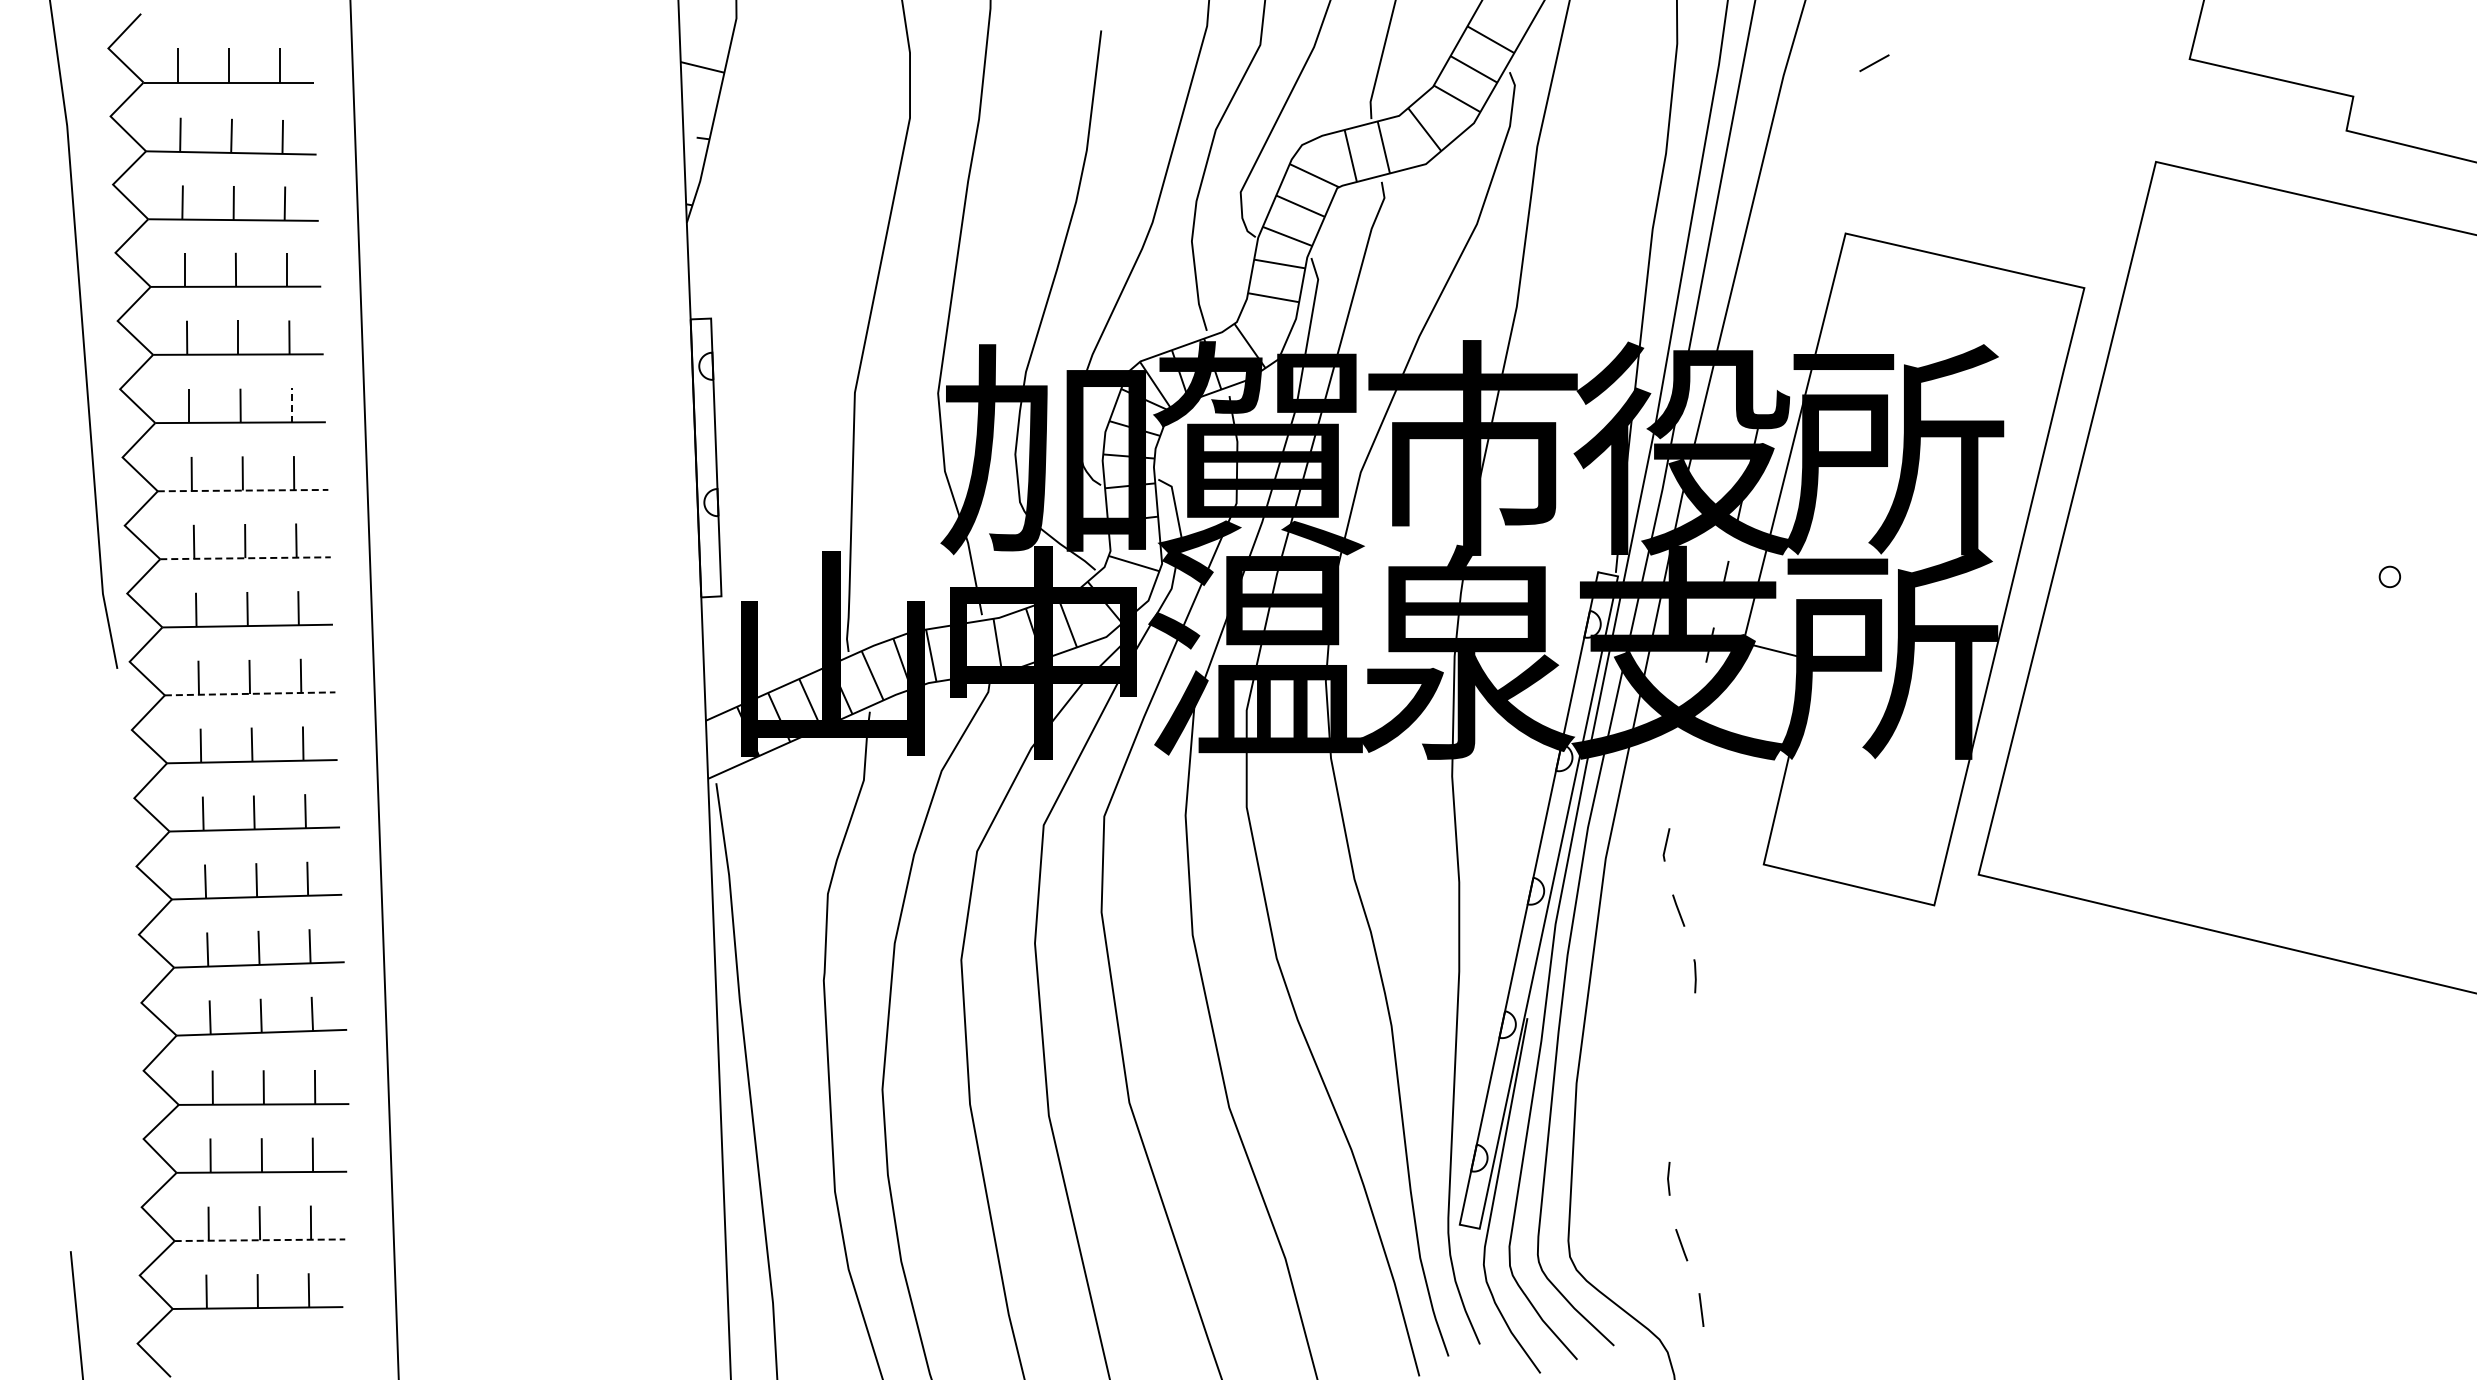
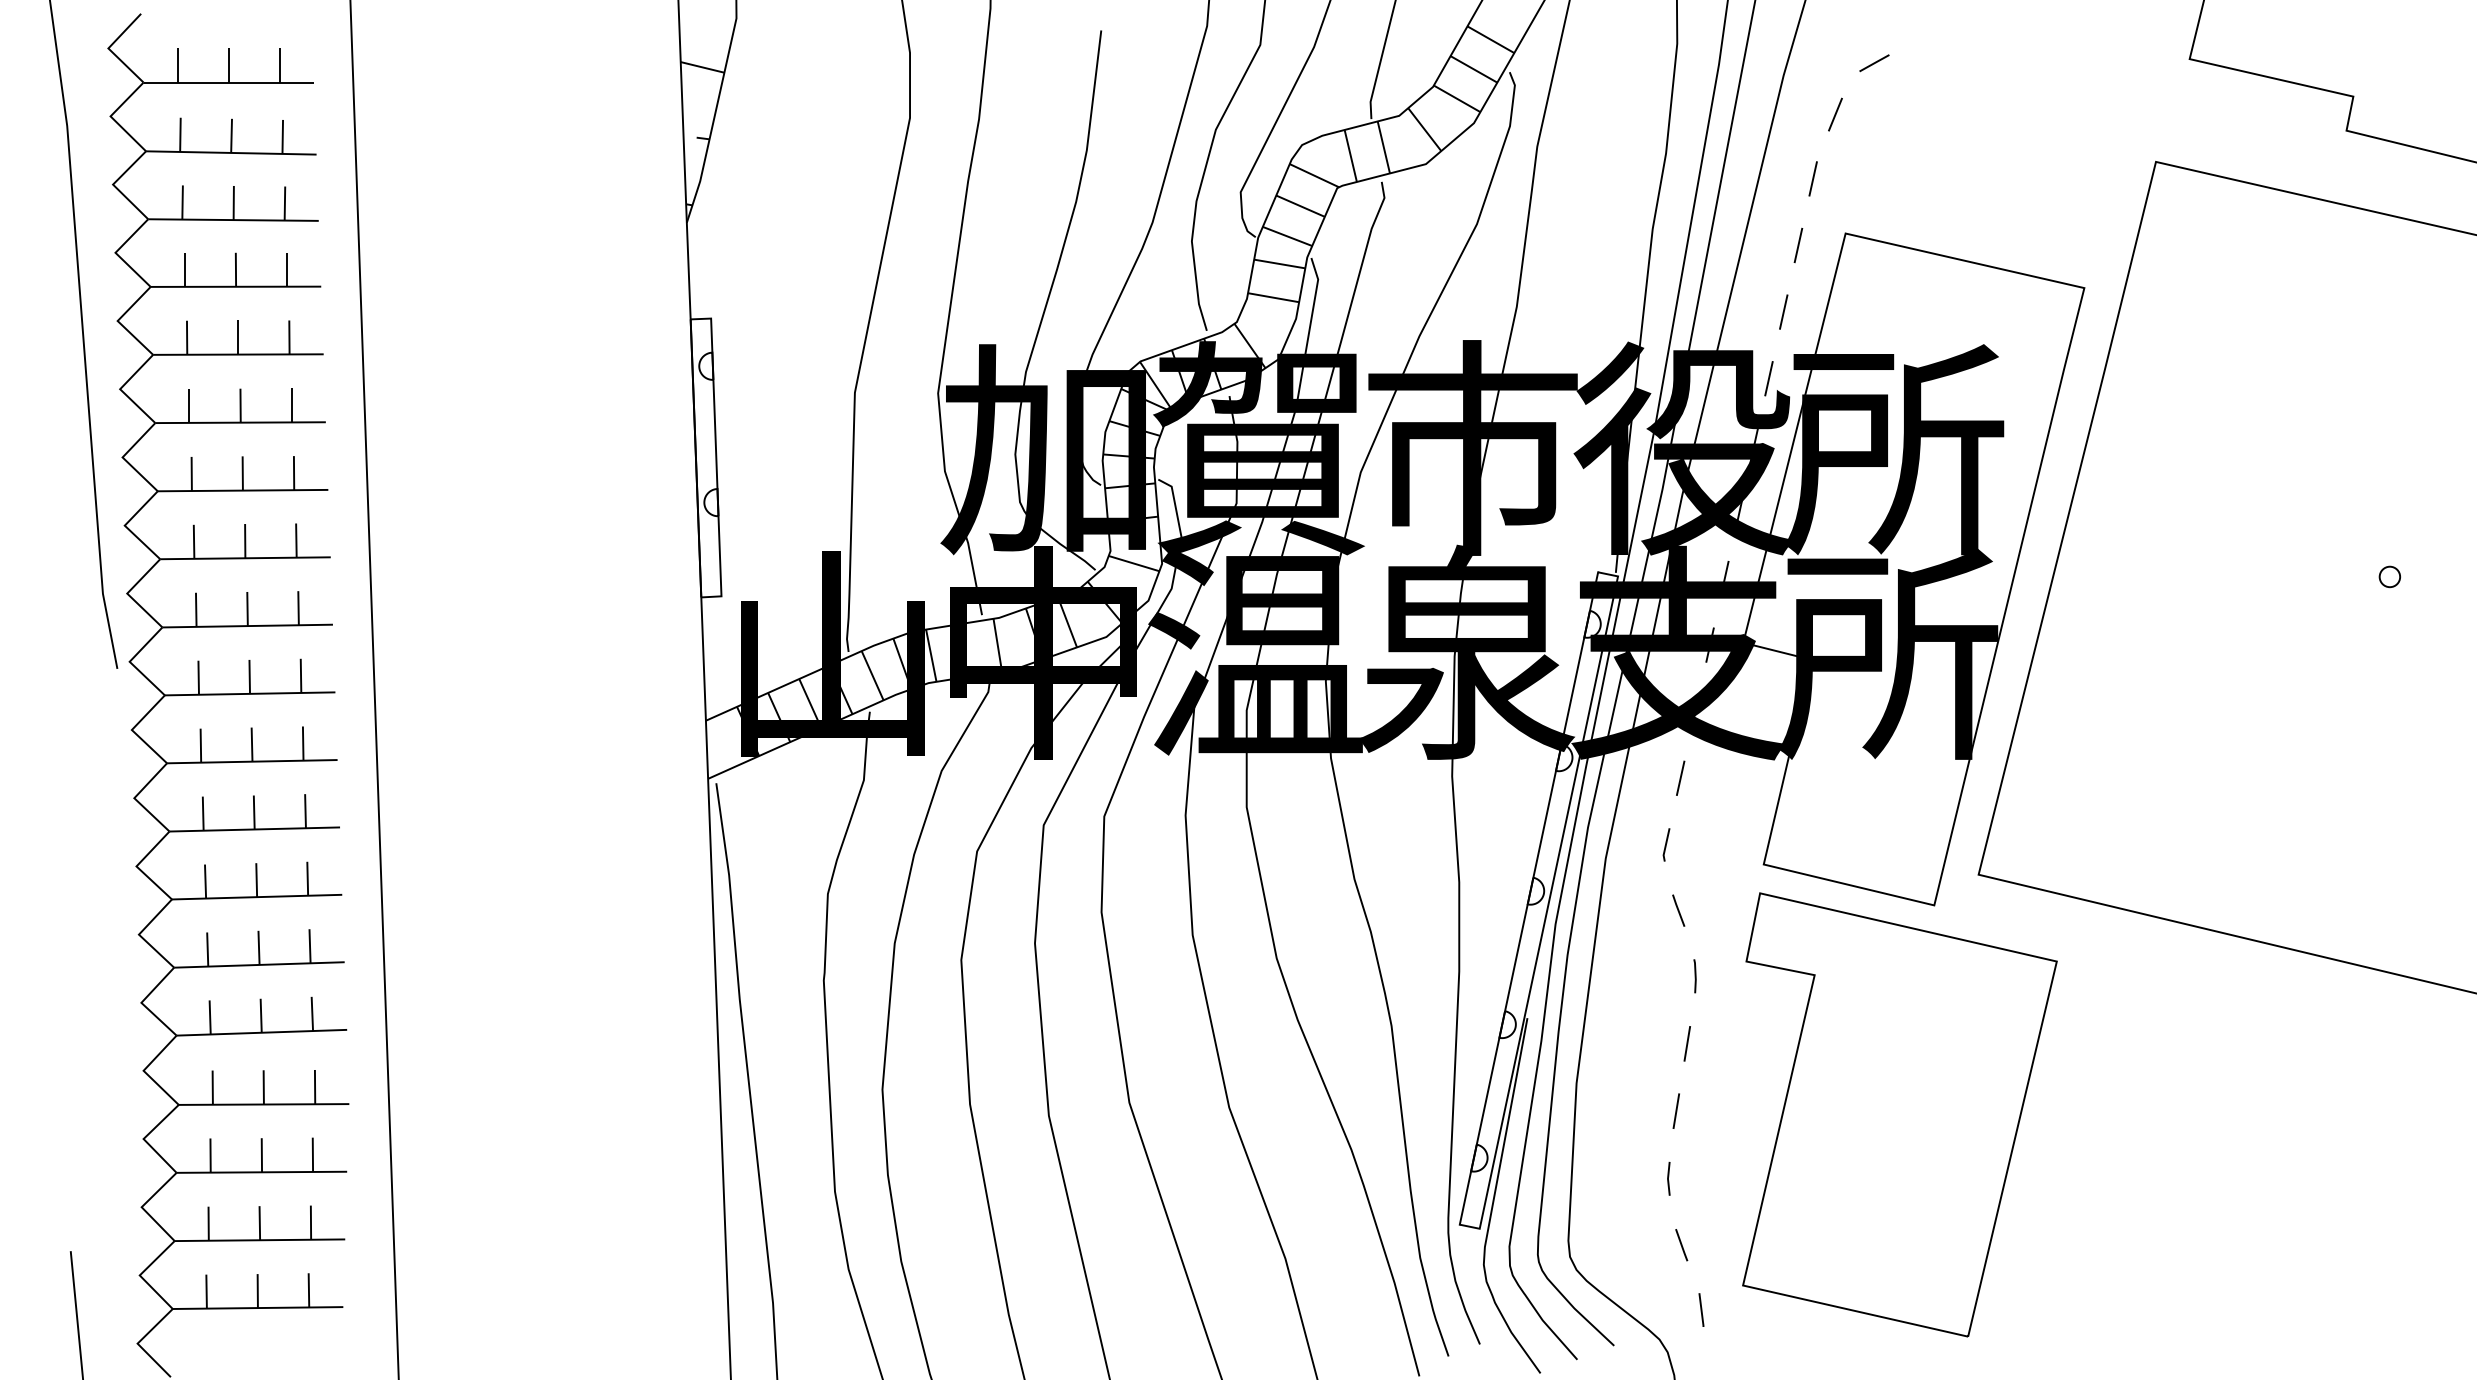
line: none -> present (1835, 114)
line: none -> present (1812, 178)
line: none -> present (1798, 245)
line: none -> present (1783, 311)
line: none -> present (1768, 378)
line: dashed -> solid (291, 404)
line: dashed -> solid (243, 490)
line: dashed -> solid (246, 558)
line: dashed -> solid (250, 693)
line: none -> present (1680, 777)
line: none -> present (1687, 1043)
line: none -> present (1676, 1111)
part: none -> present (1899, 1114)
line: dashed -> solid (260, 1240)
